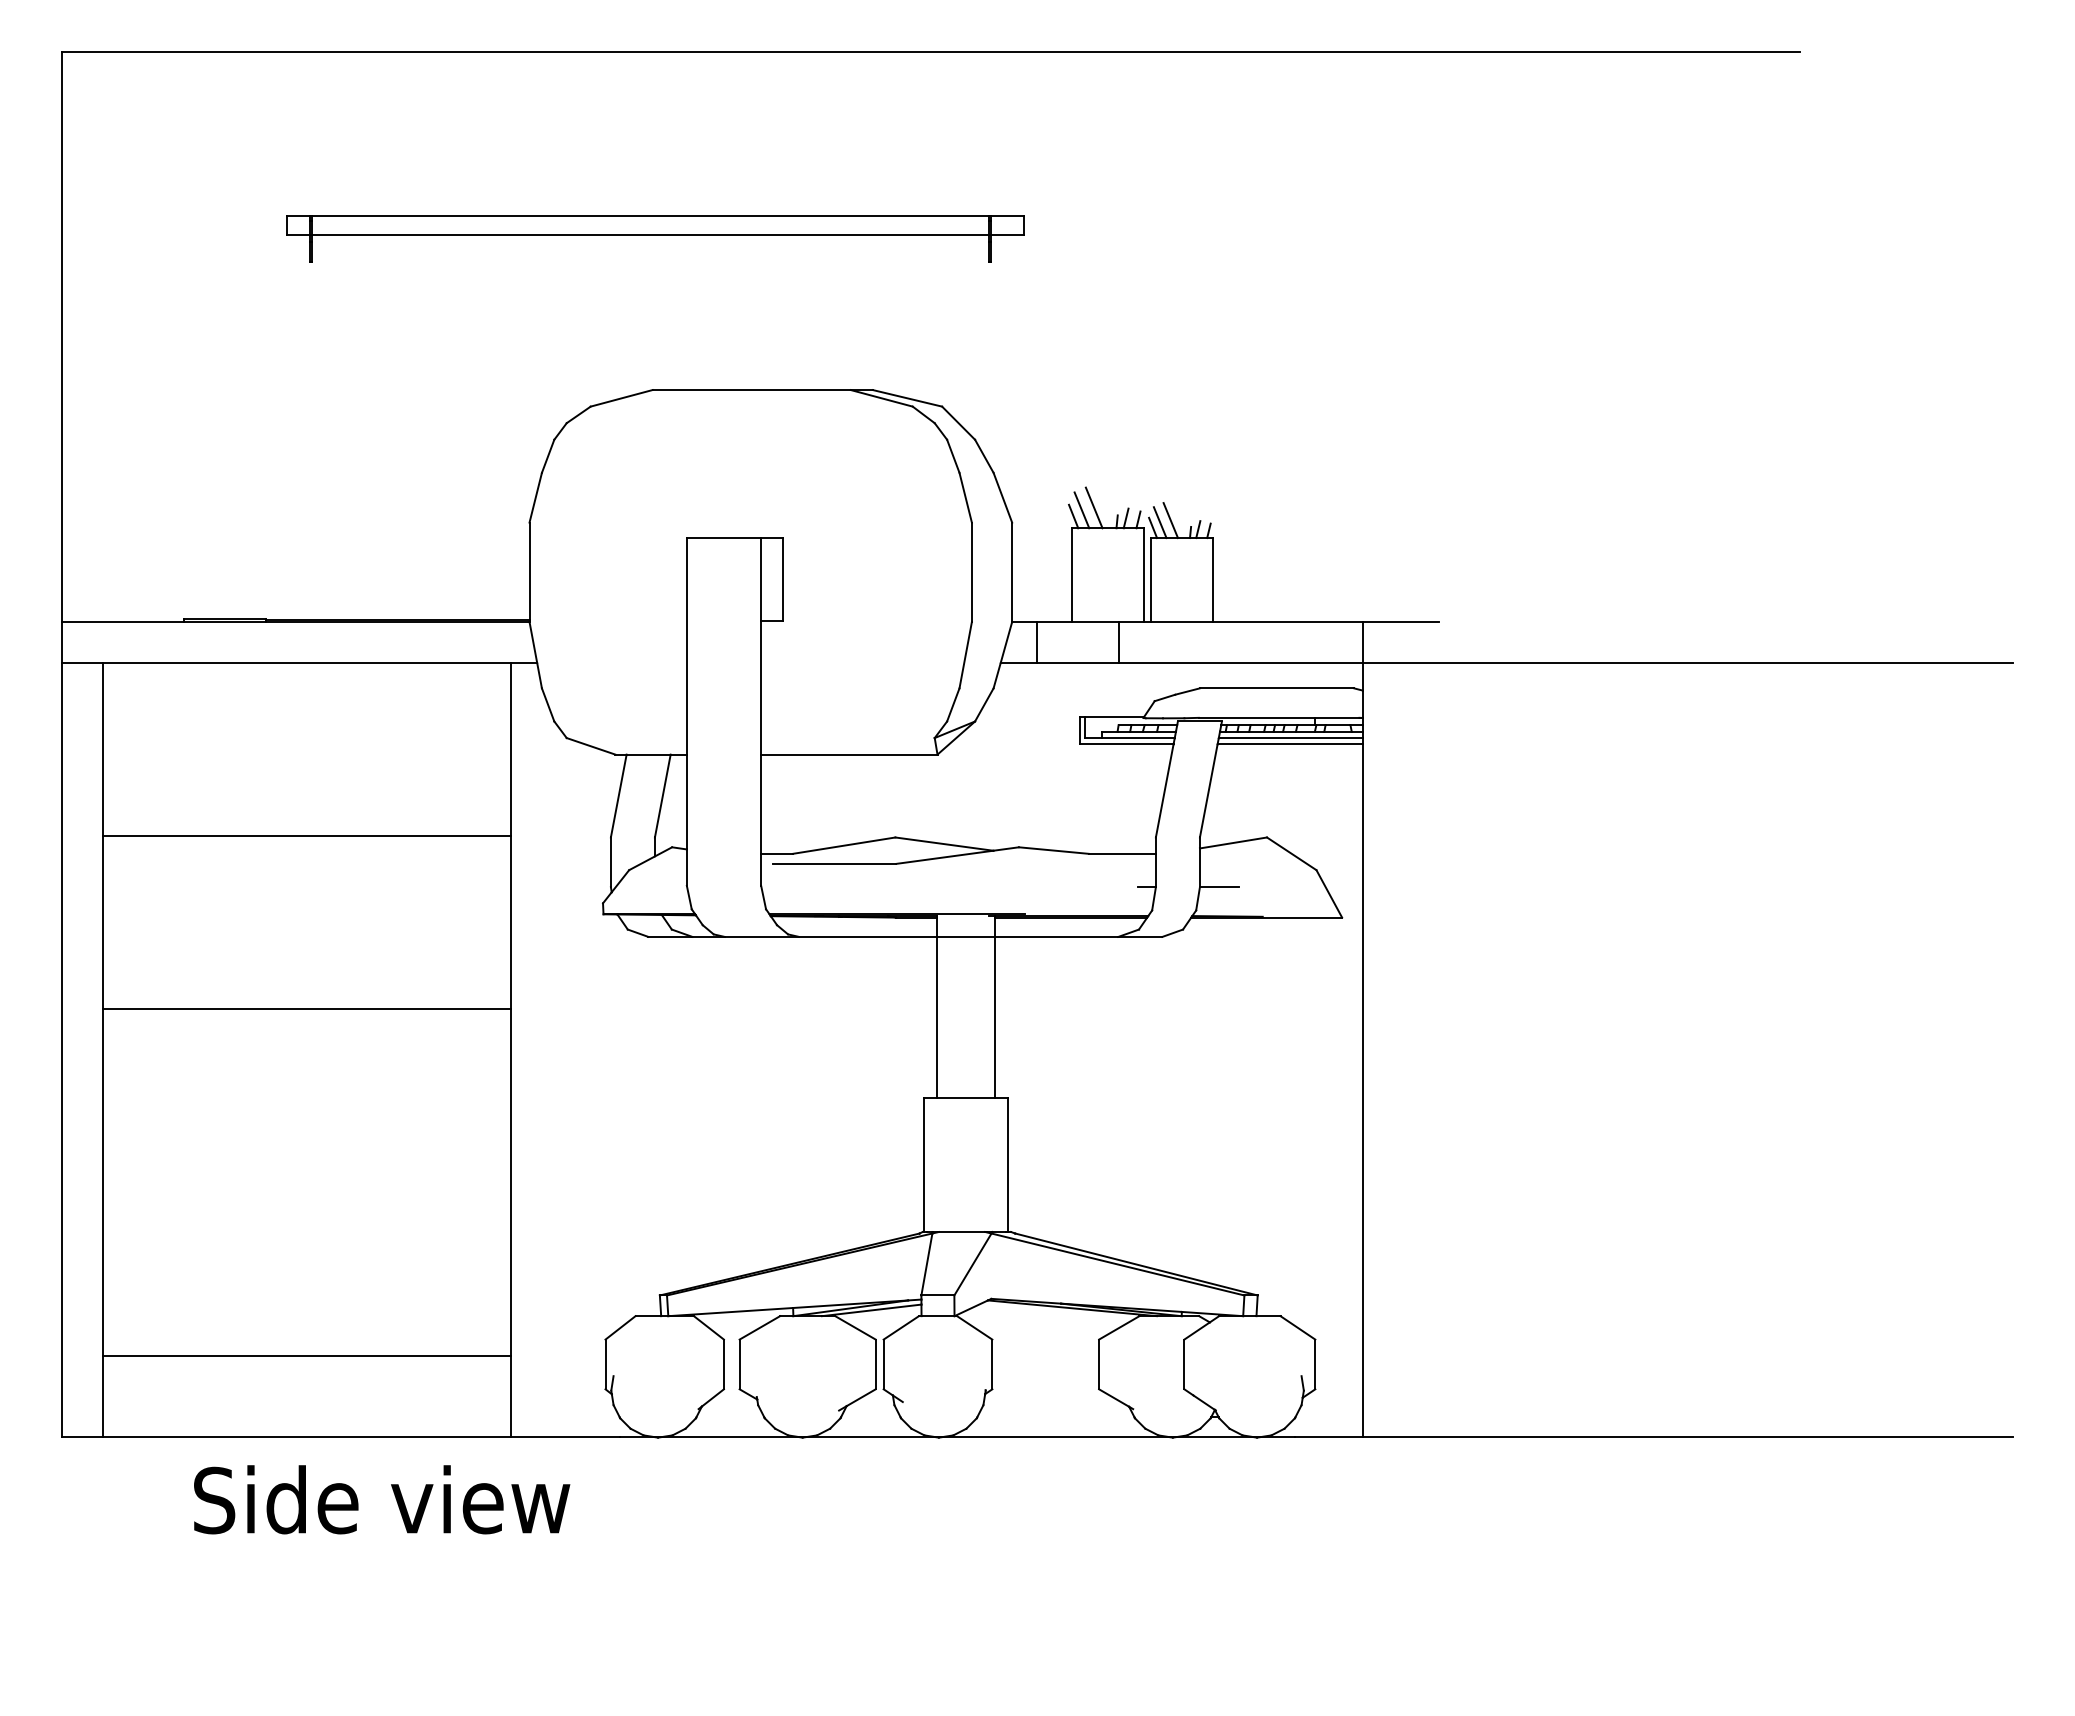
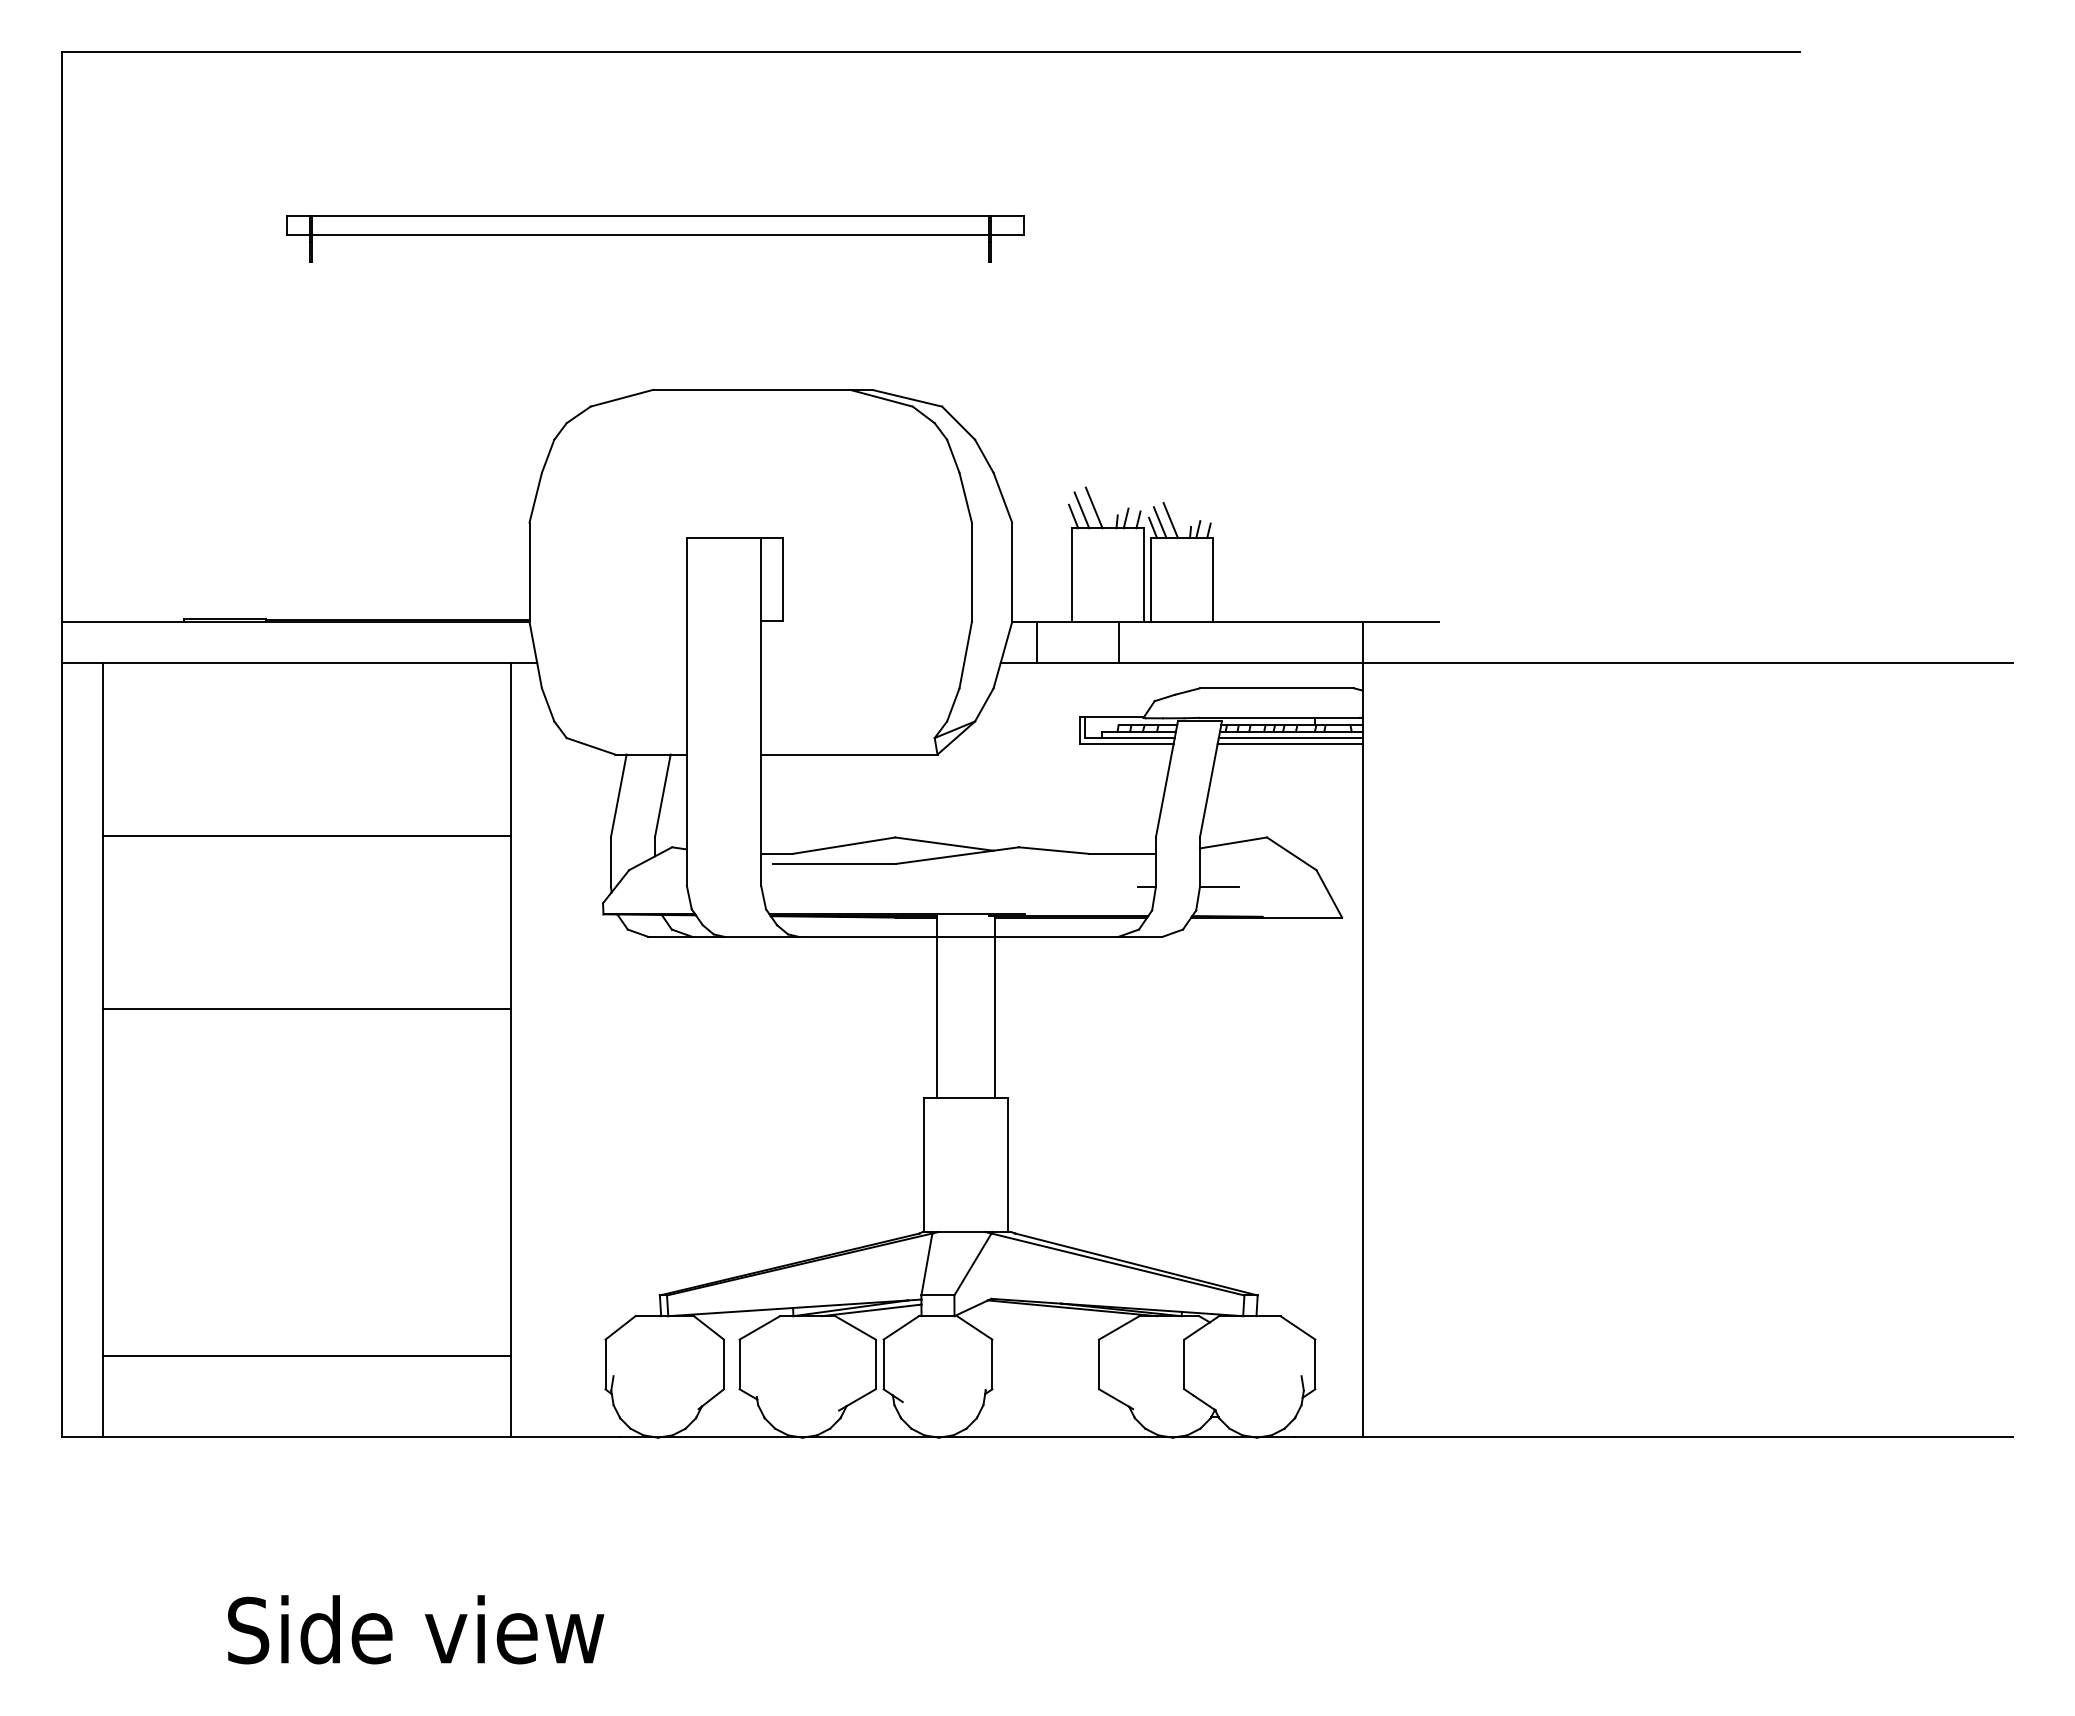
text position: (382, 1499) -> (416, 1629) (416, 1629)
